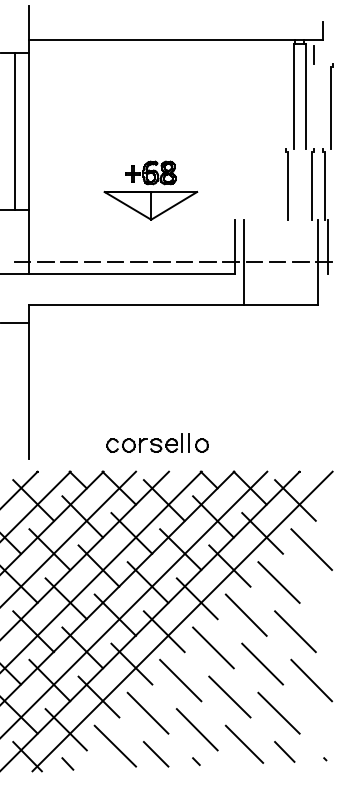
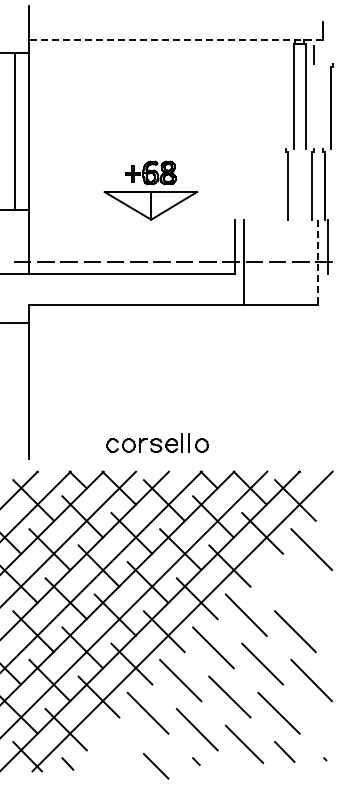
line: solid -> dashed (175, 40)
line: solid -> dashed (318, 262)
line: present -> none (278, 582)
line: present -> none (115, 745)
line position: (156, 754) -> (156, 766) (156, 766)
